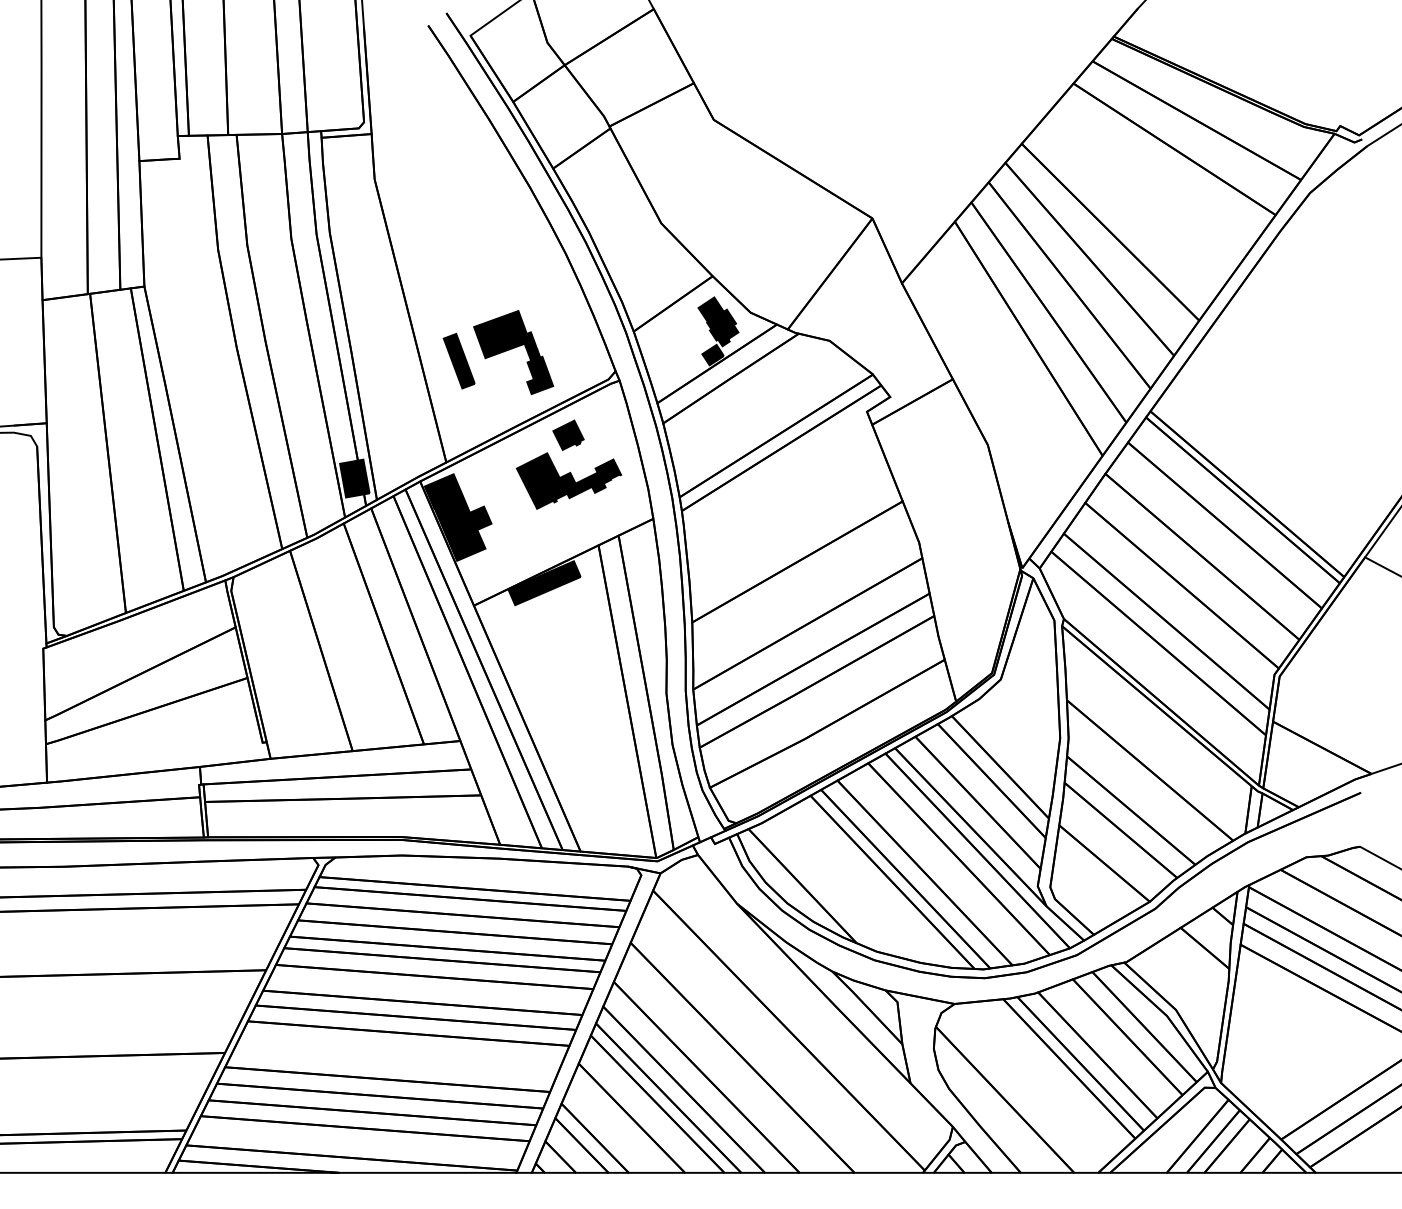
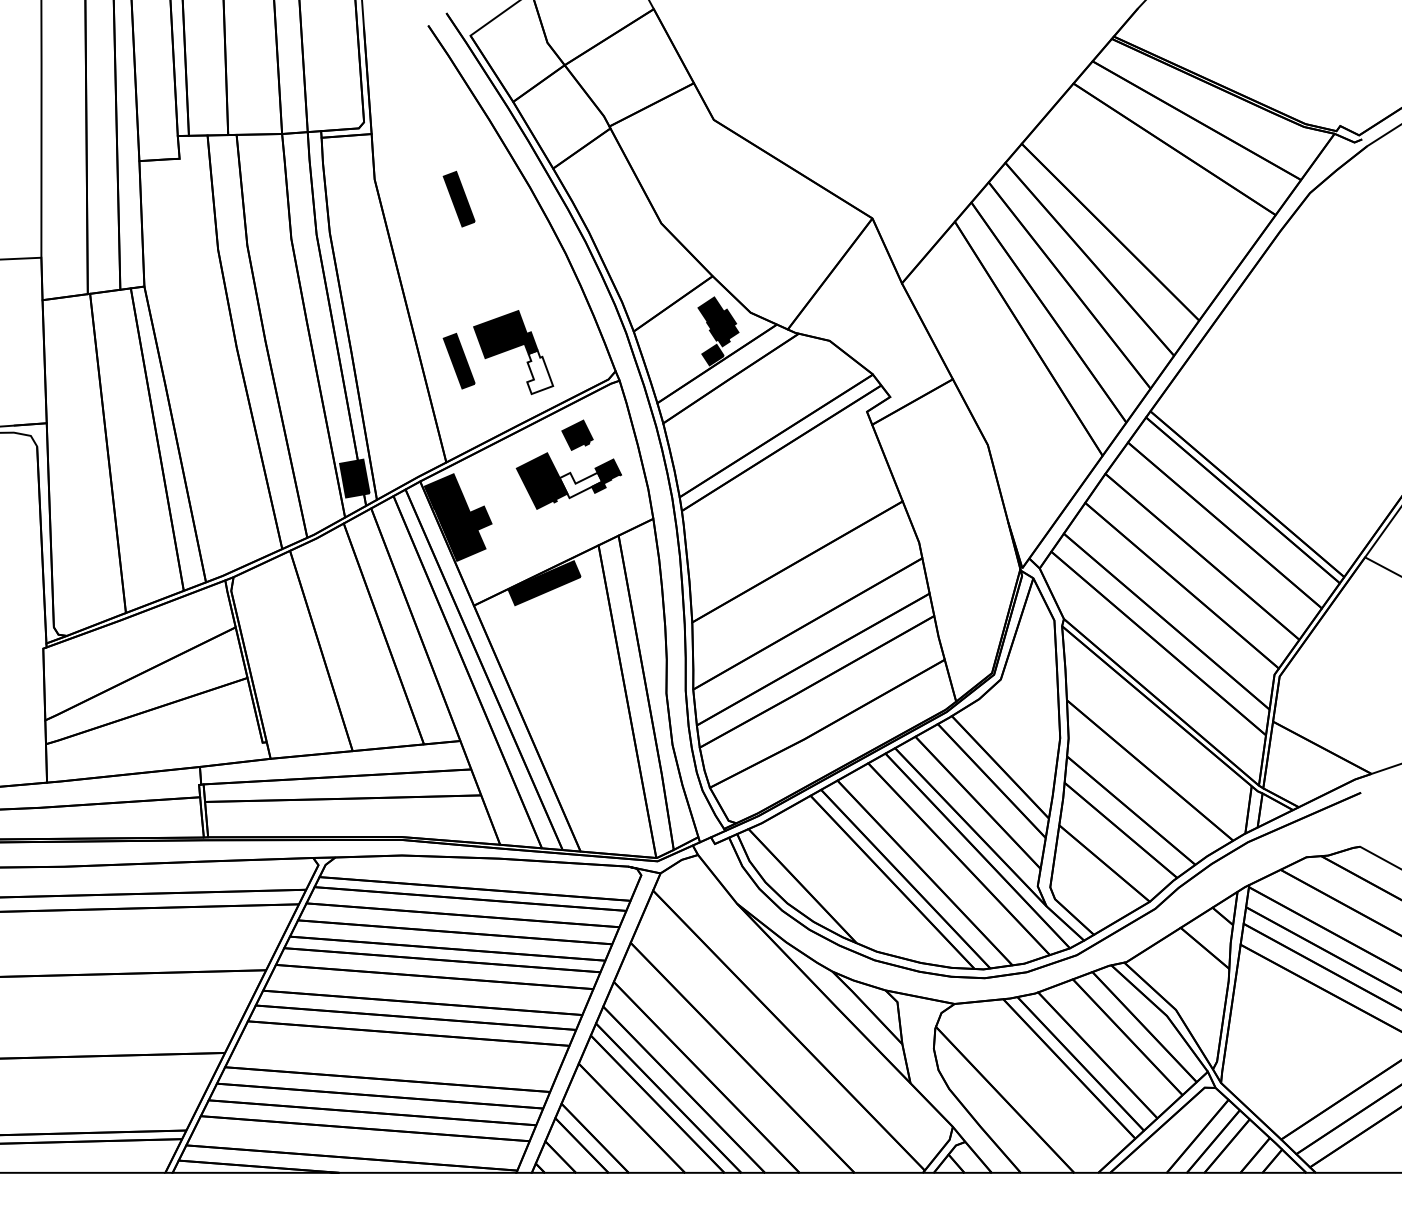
part: none -> present (458, 198)
fill: present -> none (540, 372)
part position: (568, 434) -> (577, 434) (577, 434)
fill: present -> none (580, 485)
